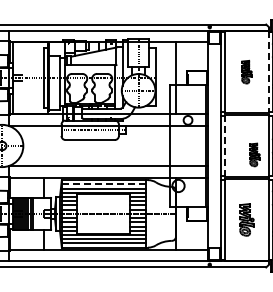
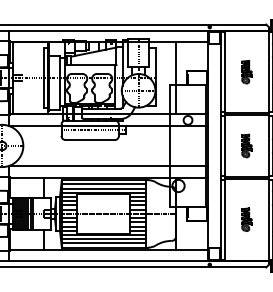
line: dashed -> solid (268, 72)
line: dashed -> solid (225, 146)
part position: (254, 154) -> (246, 145) (246, 145)
line: dashed -> solid (104, 184)
part size: 16x34 px -> 12x25 px (246, 219)
